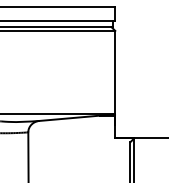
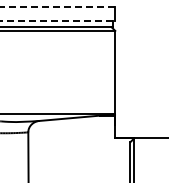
line: solid -> dashed (57, 6)
line: solid -> dashed (58, 21)
